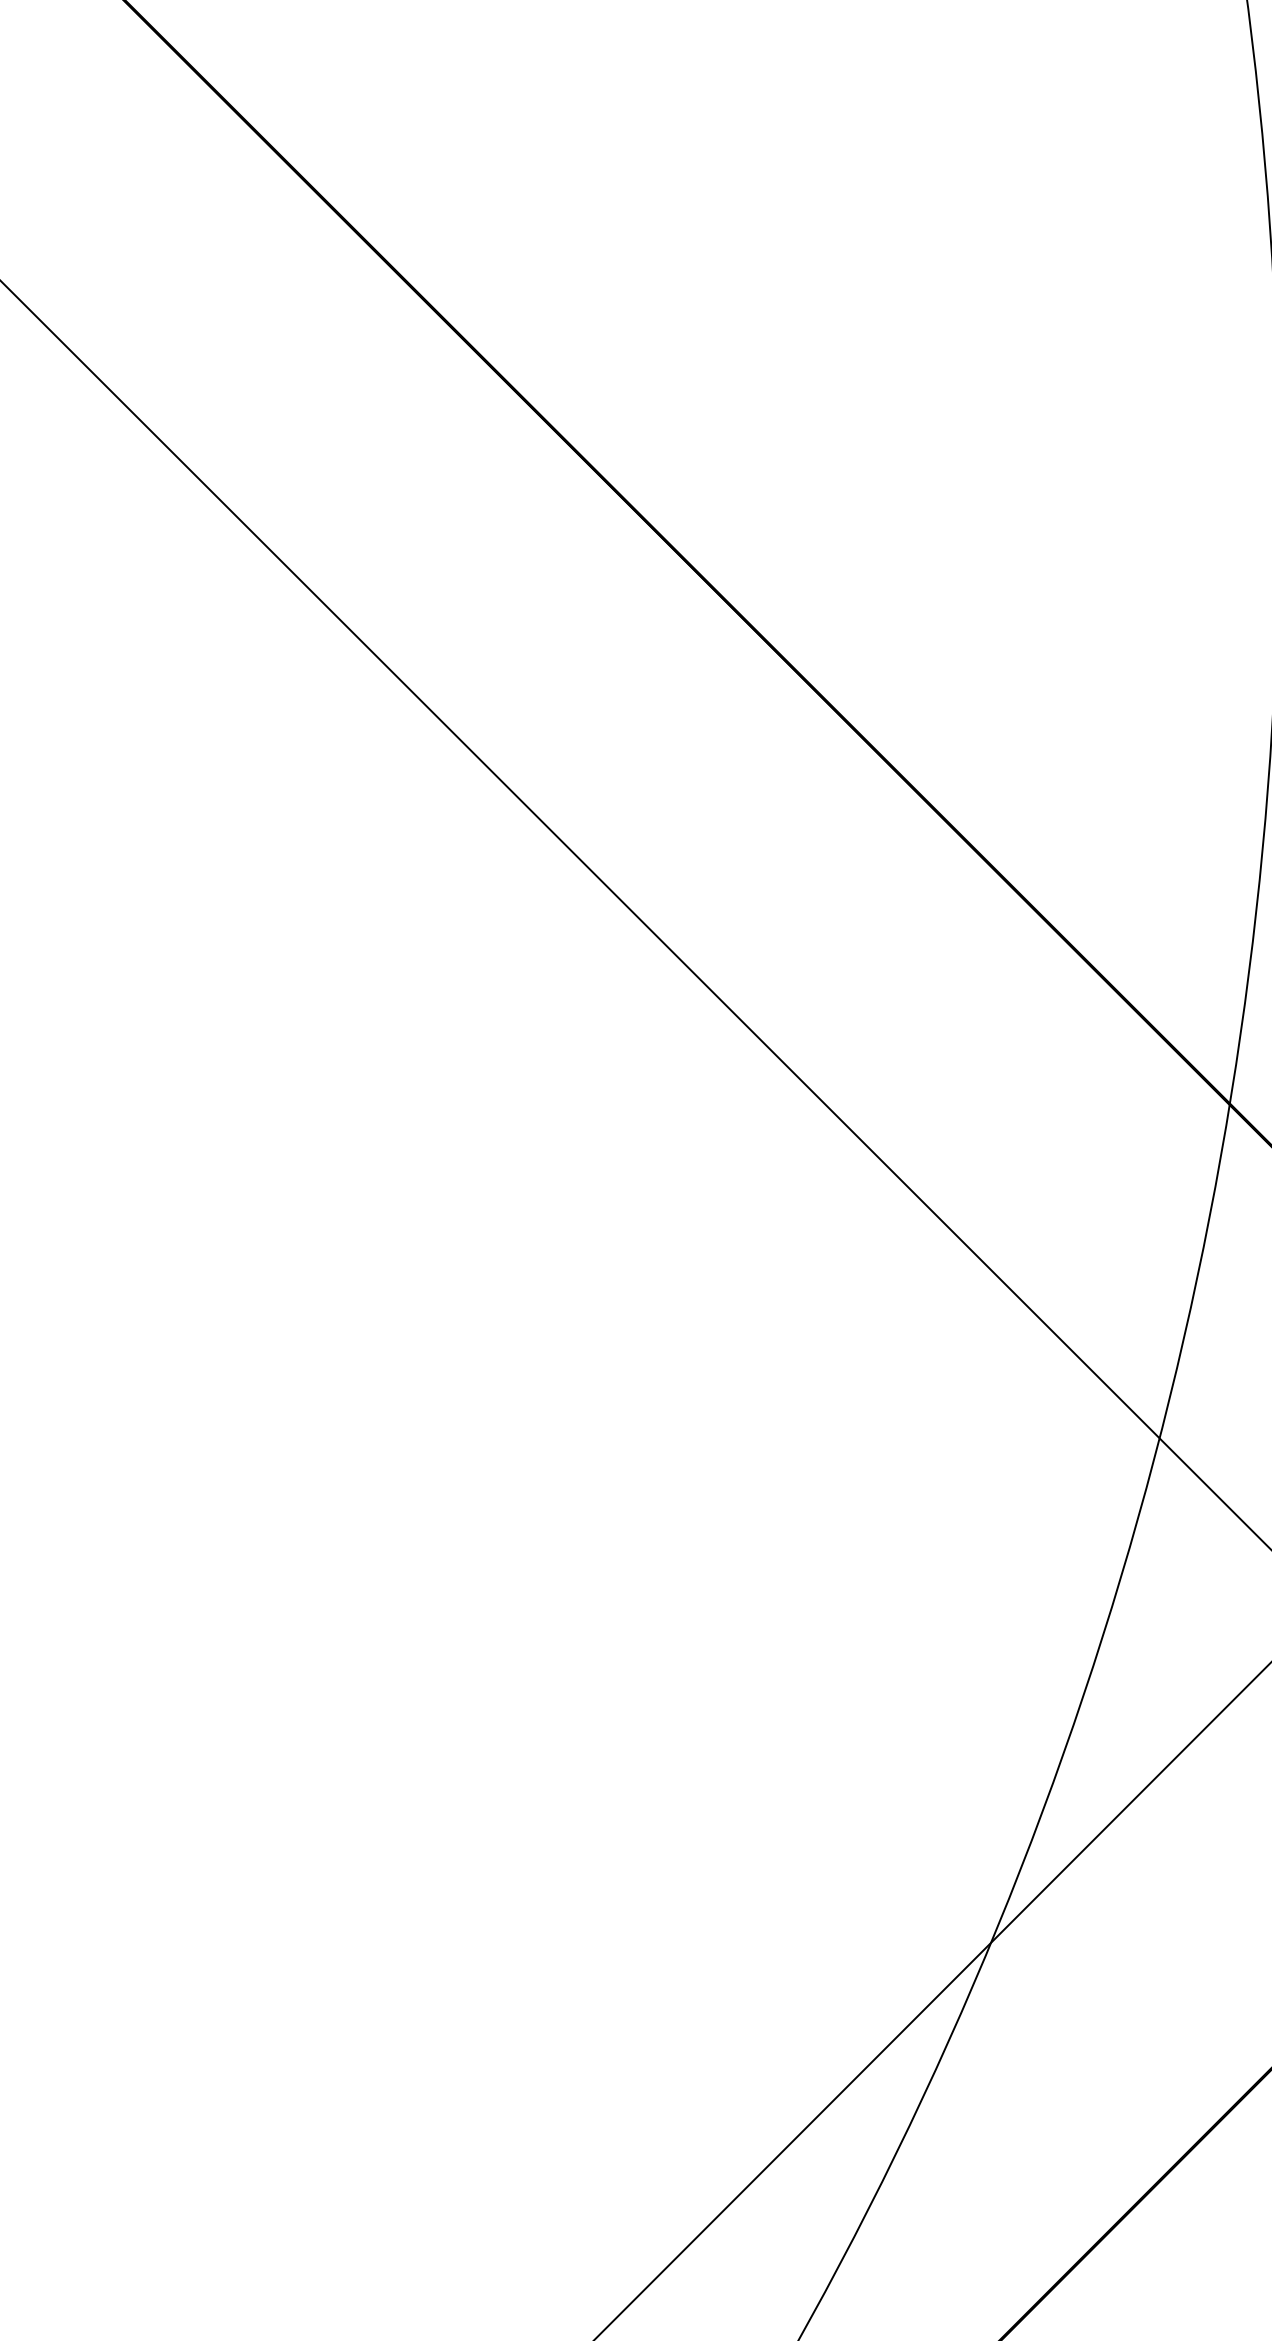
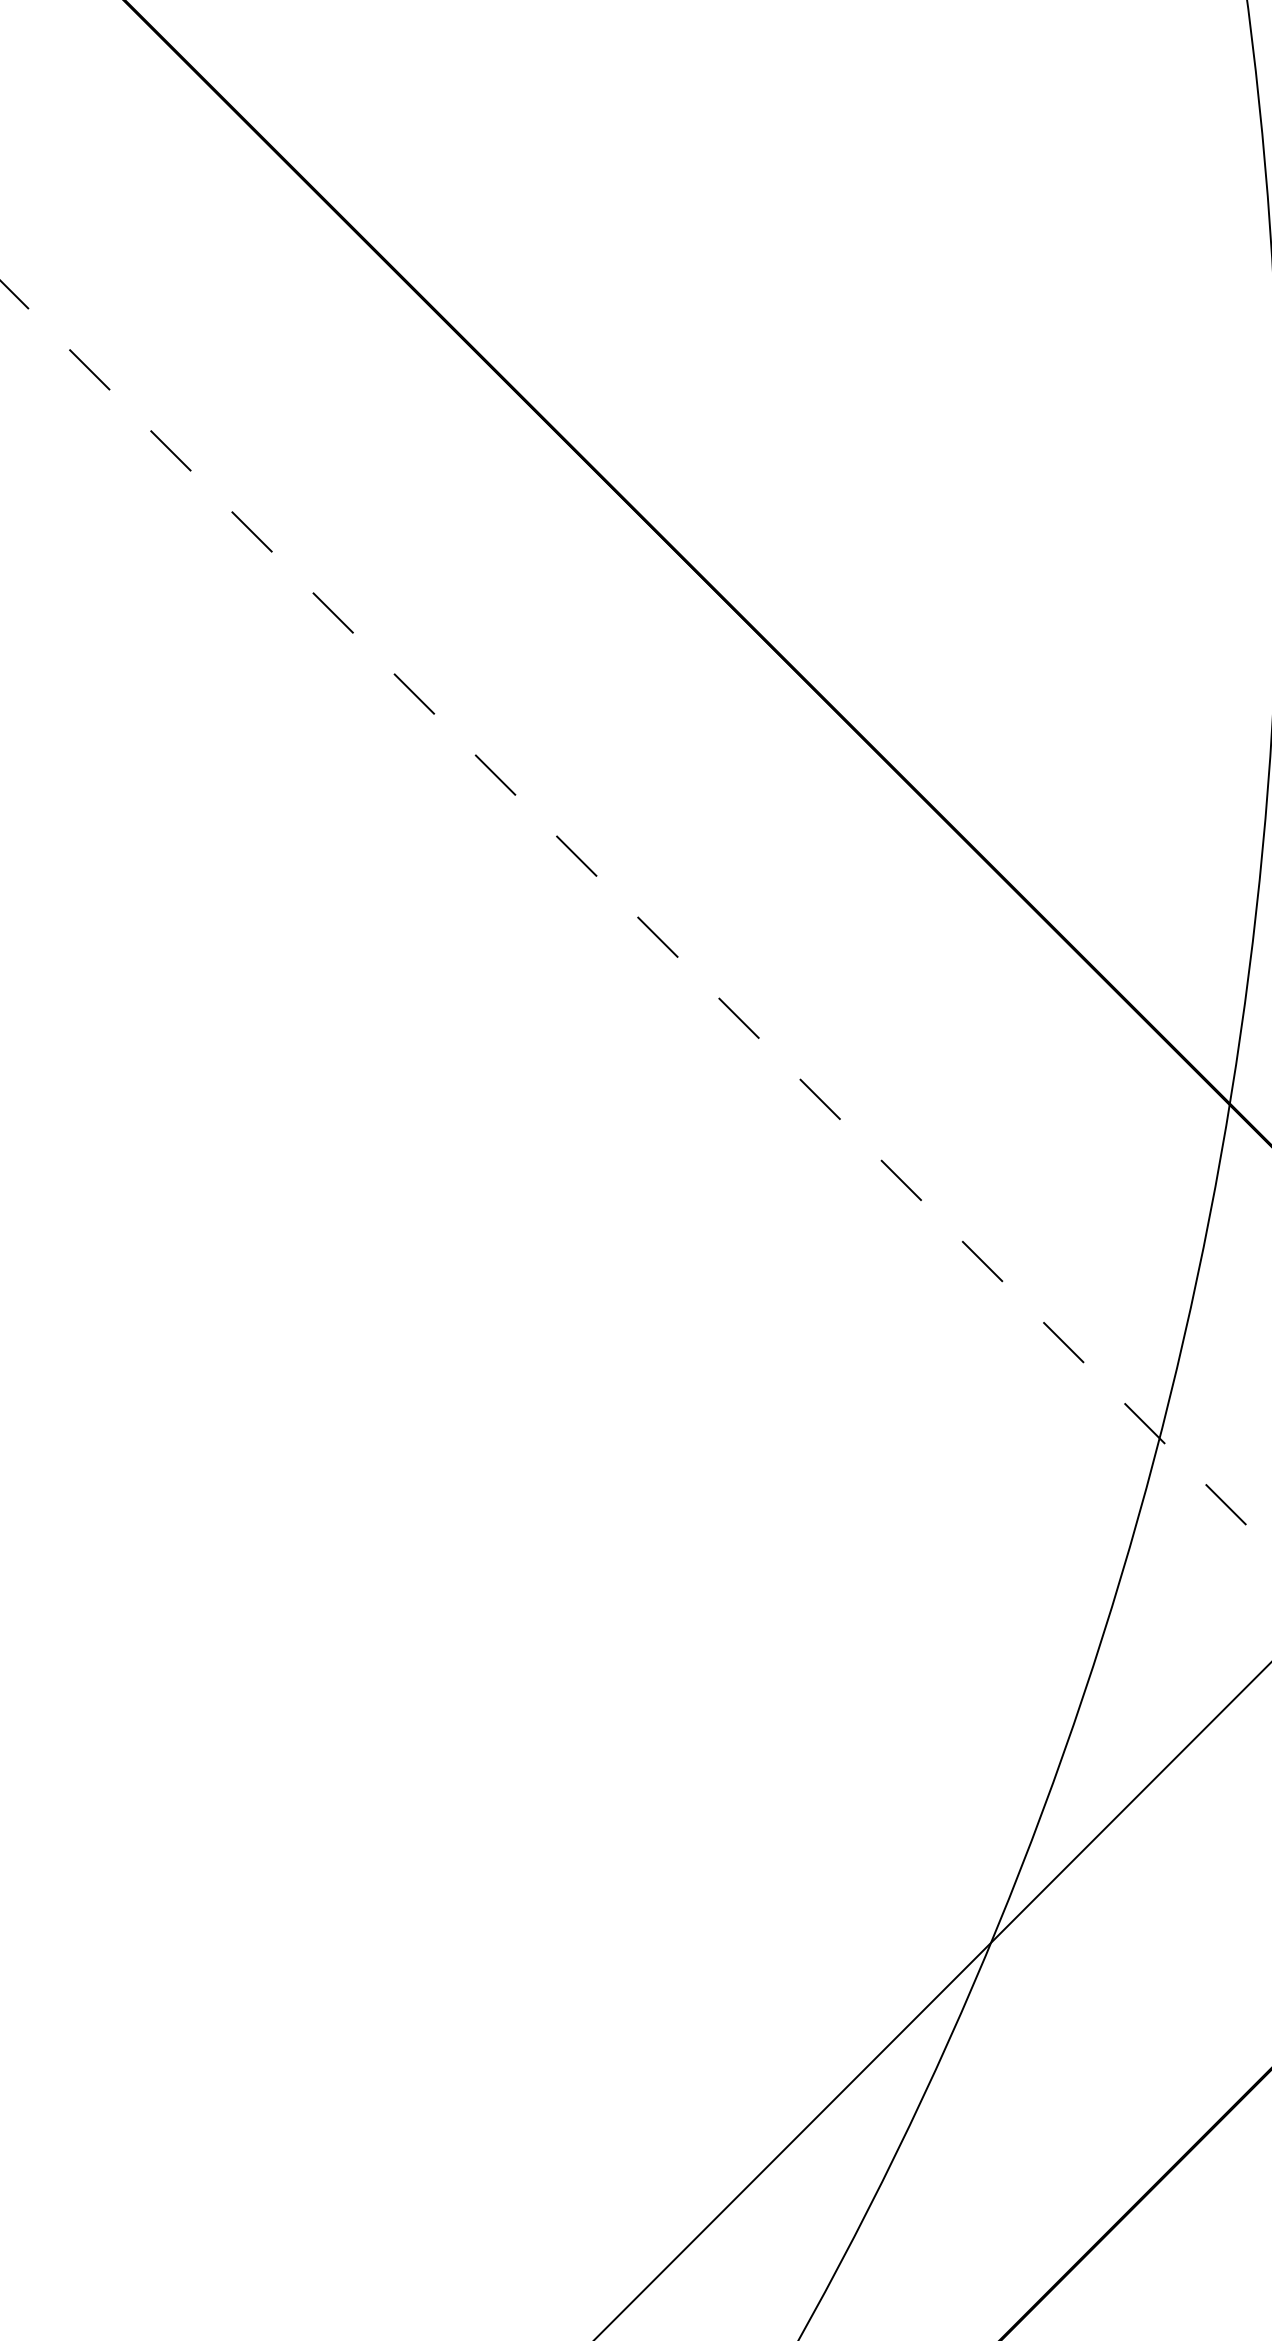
line: solid -> dashed (635, 914)
